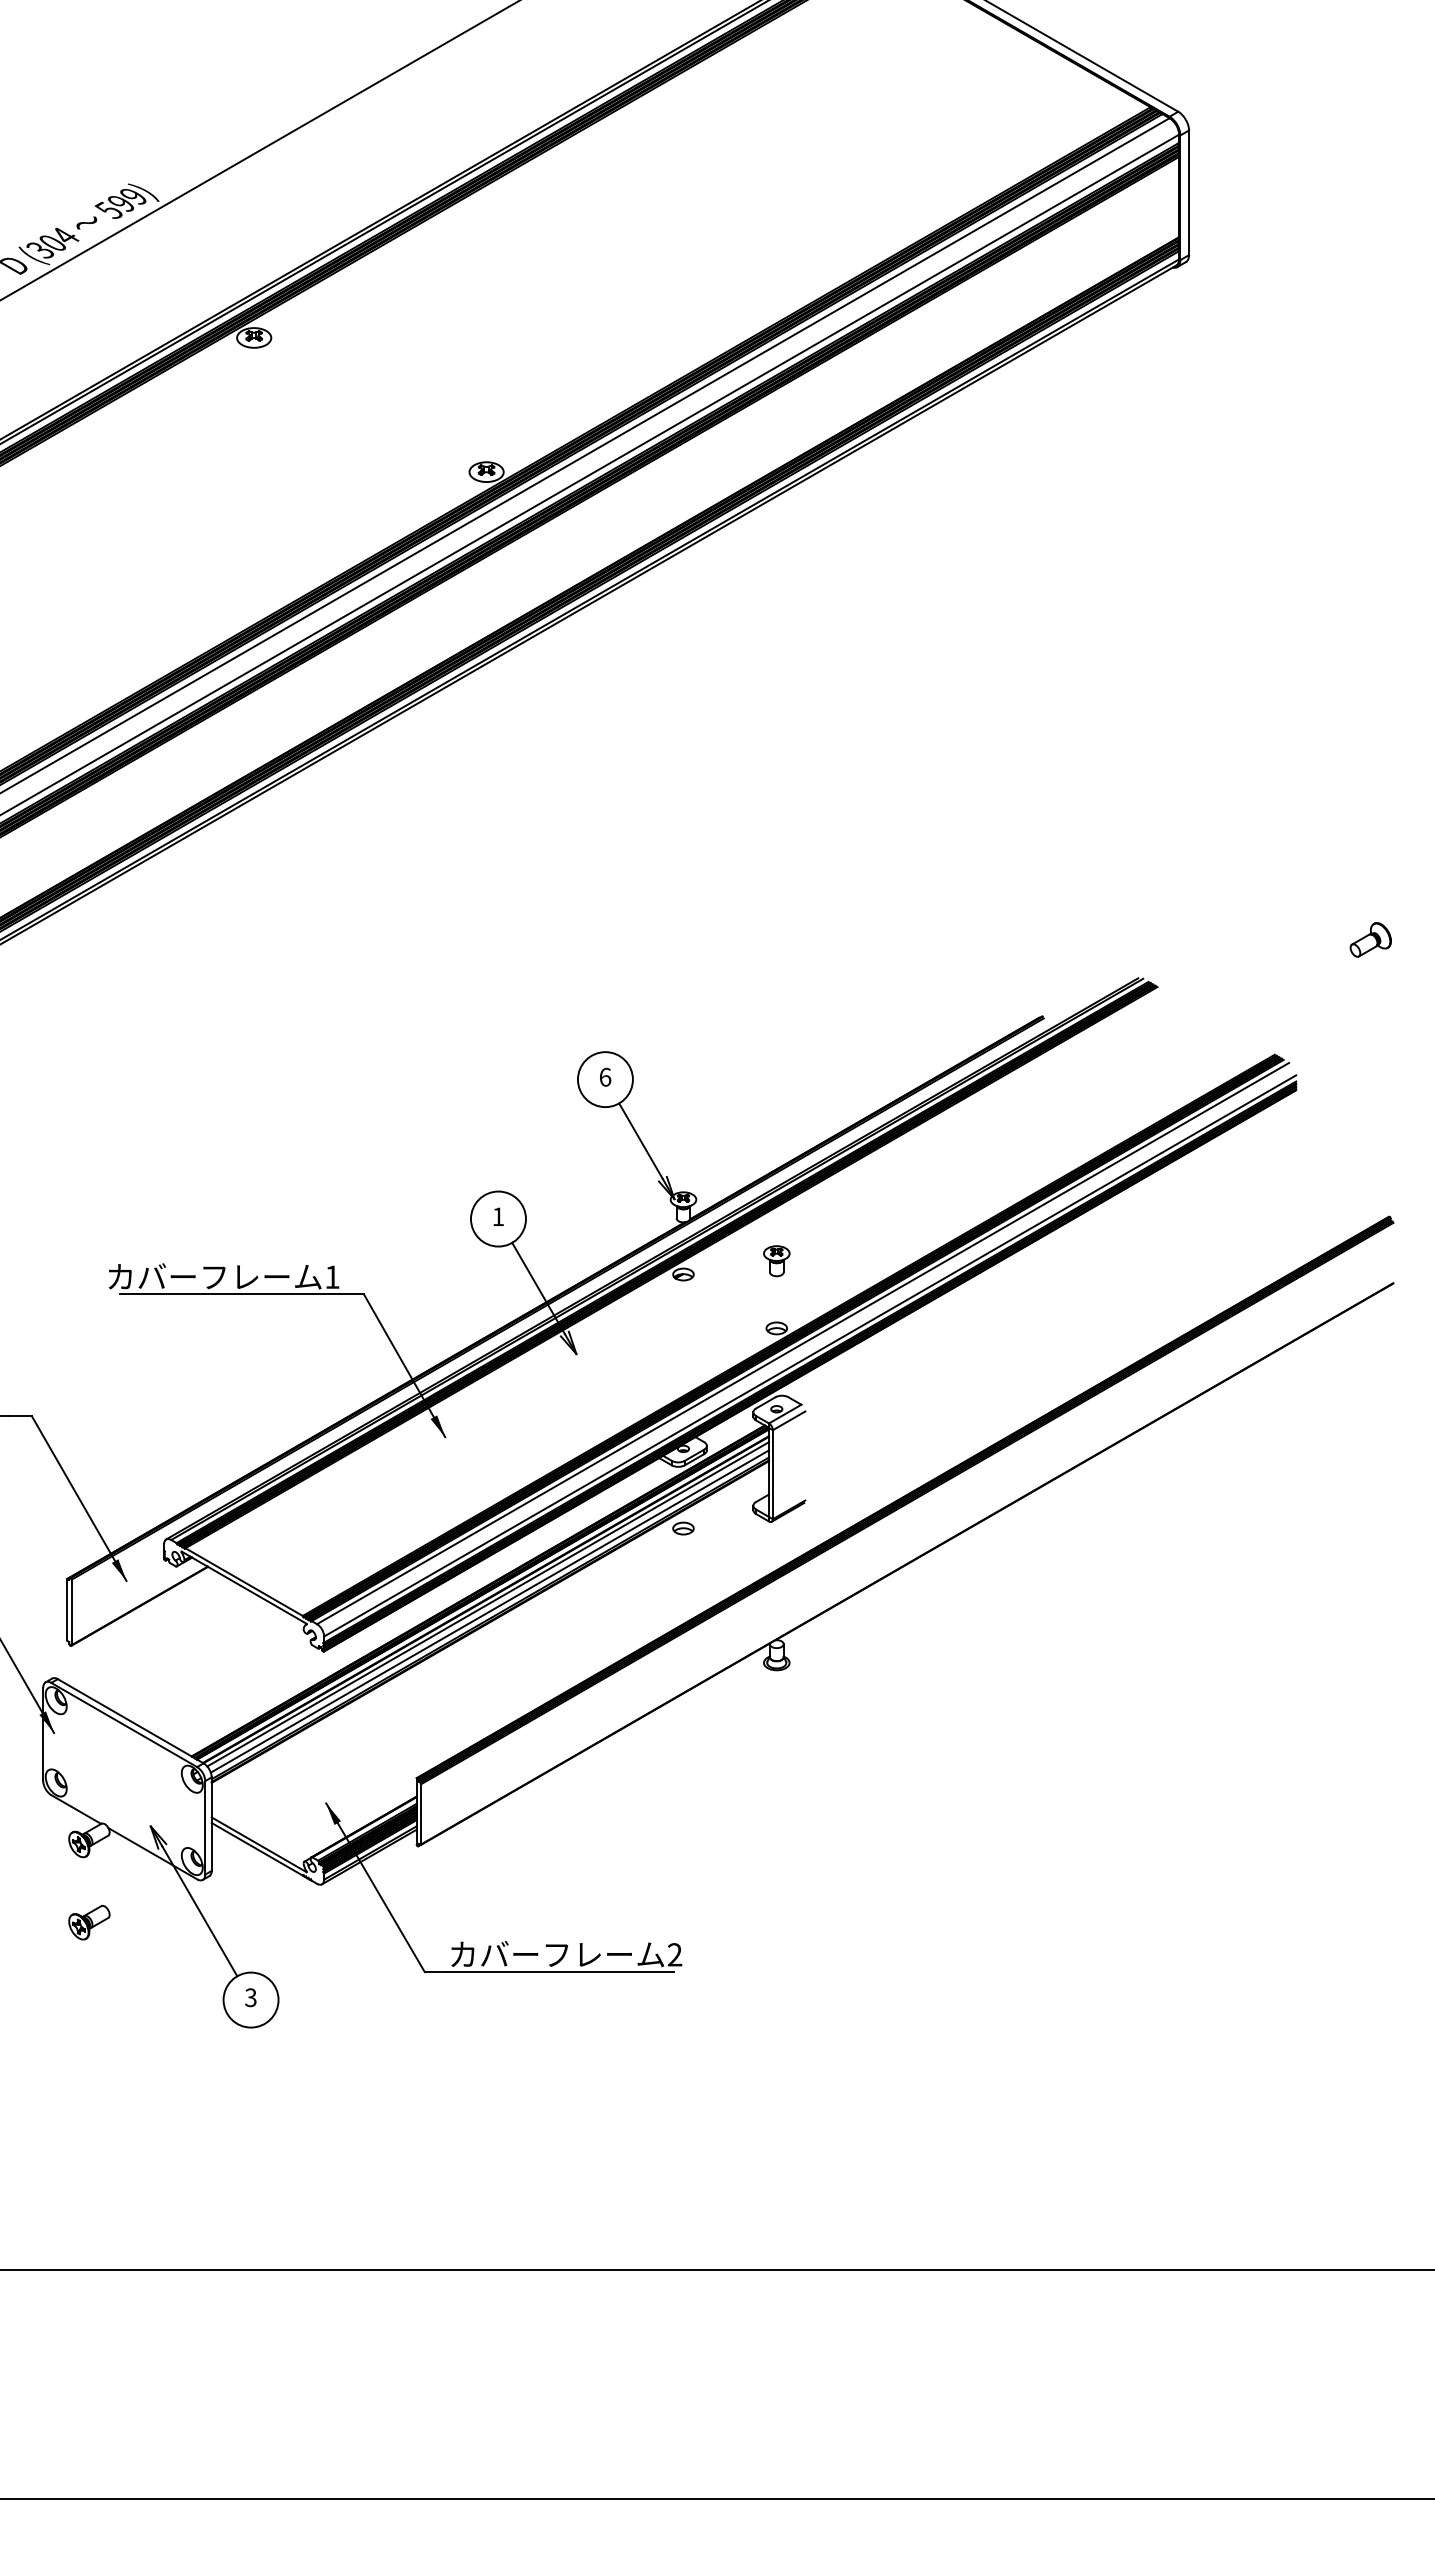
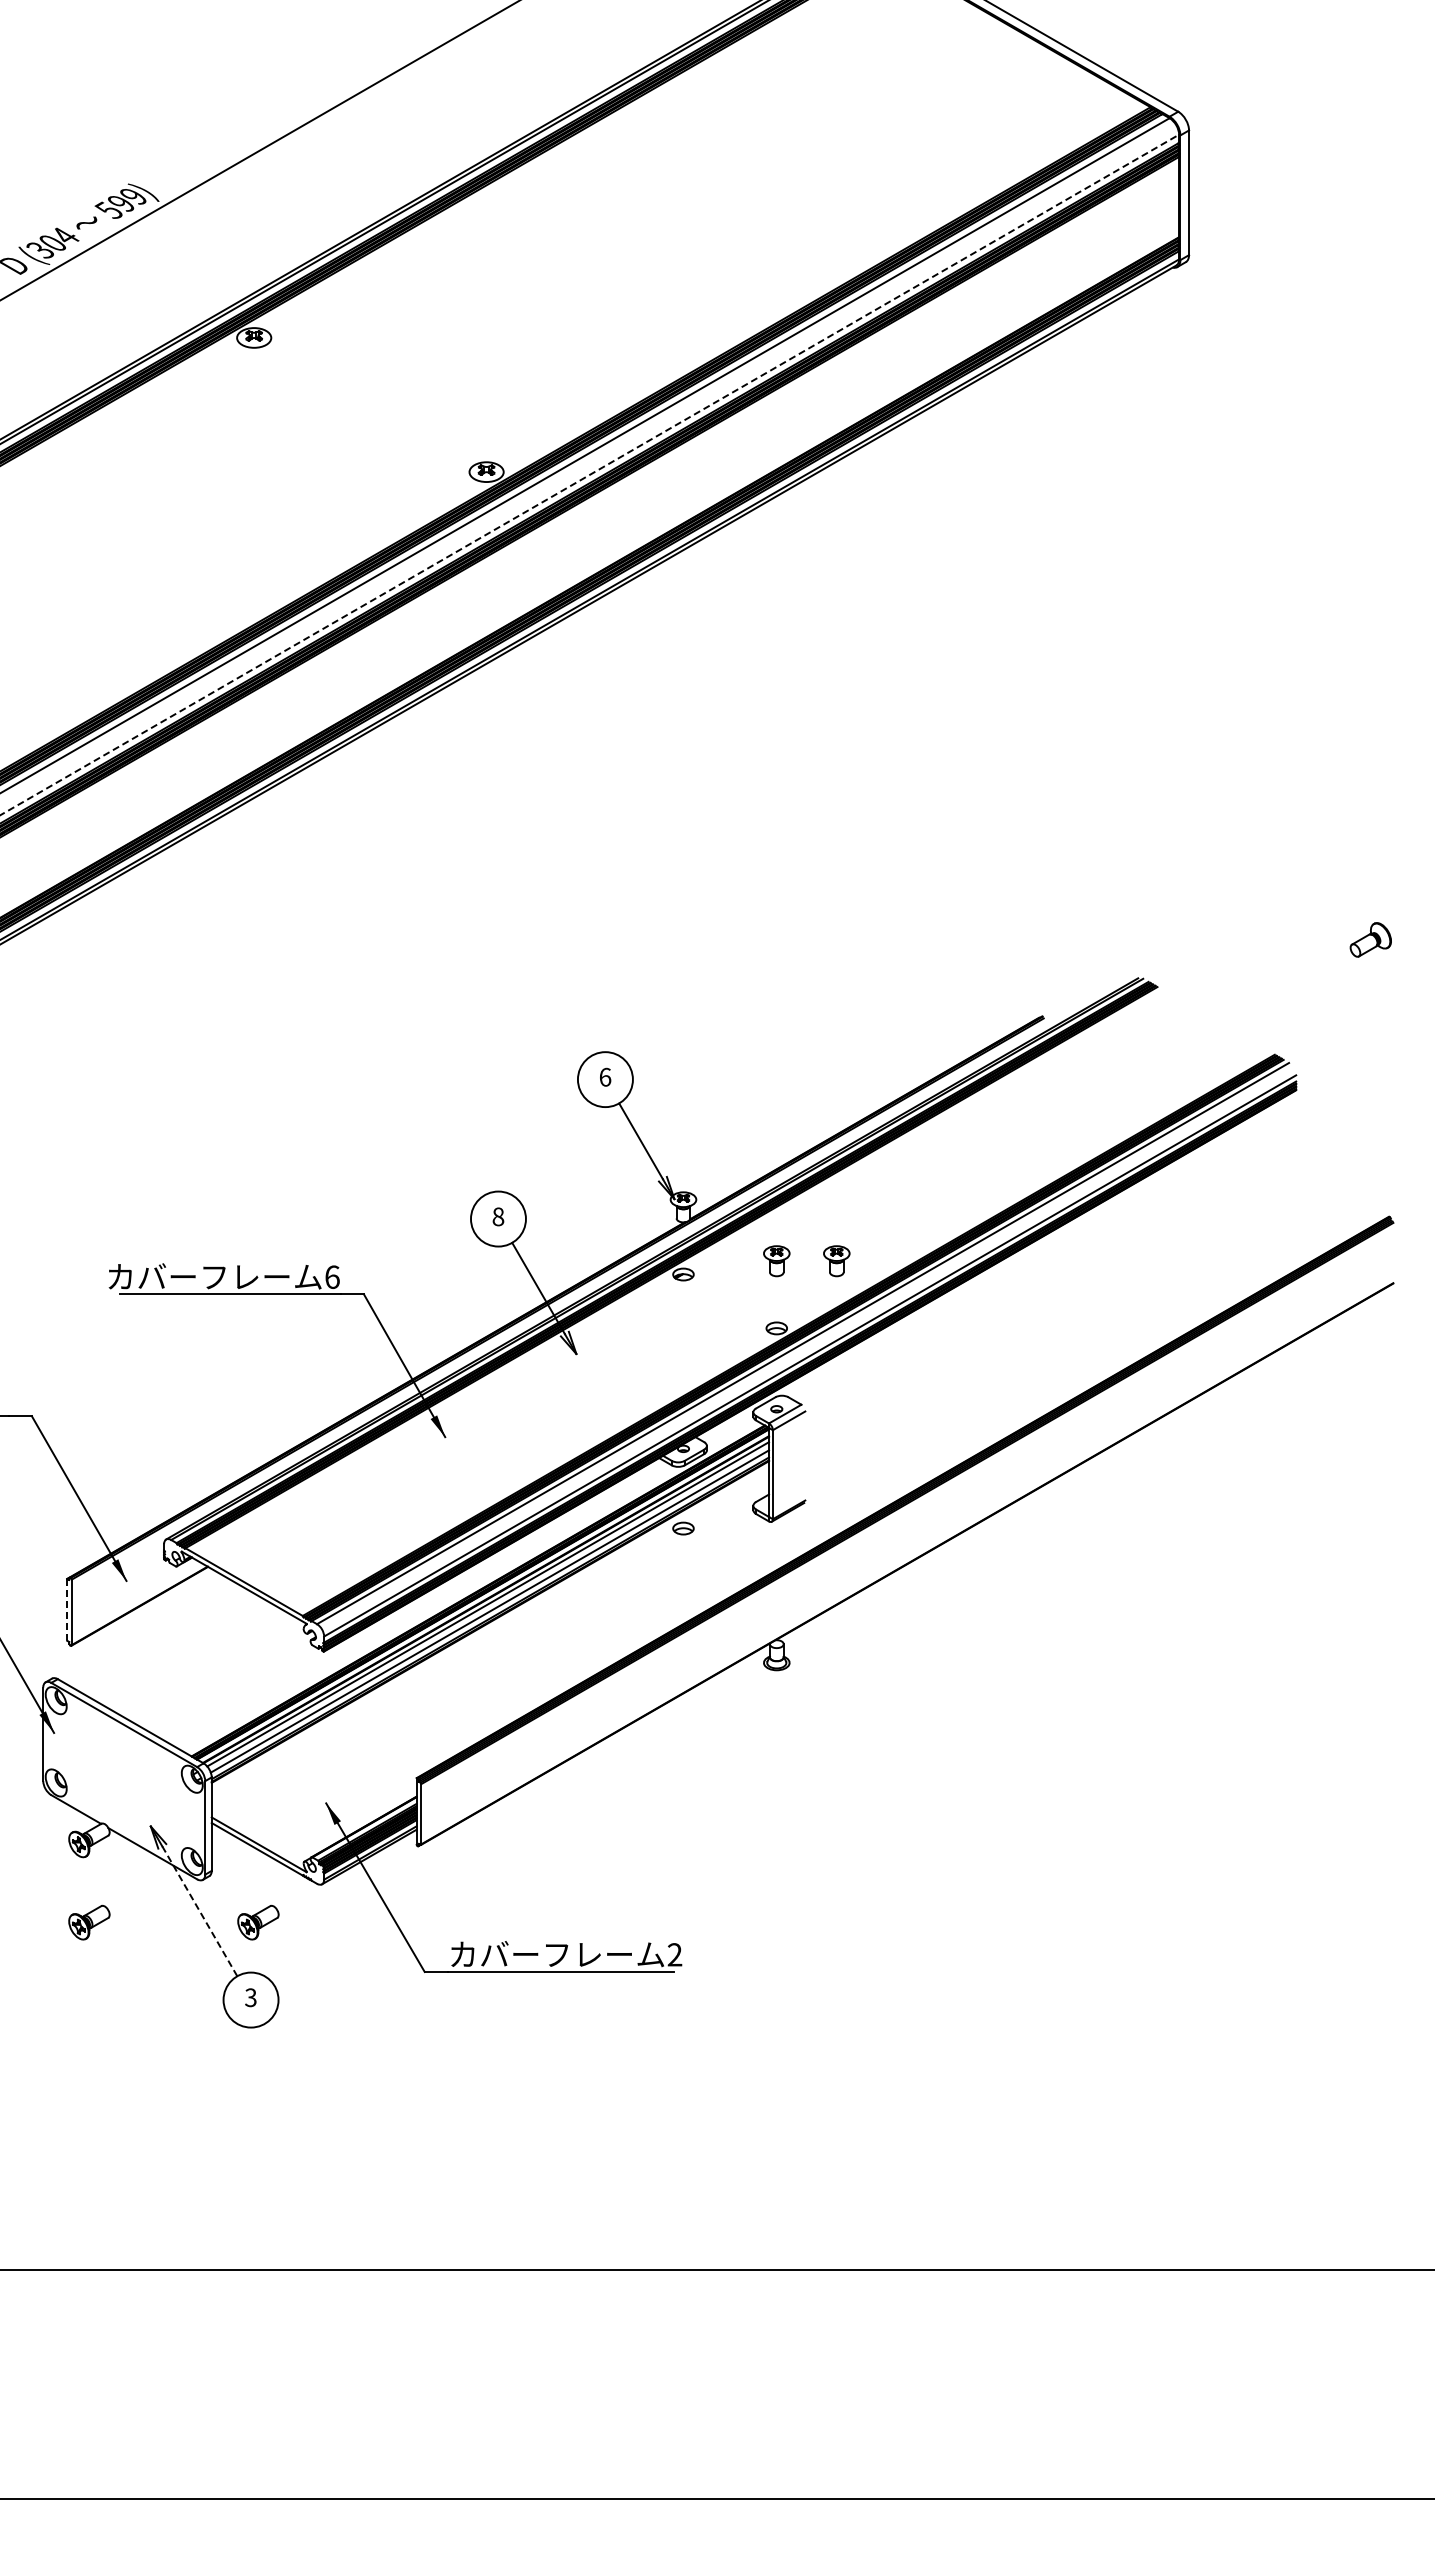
line: solid -> dashed (589, 474)
text: 1 -> 8 (498, 1216)
part: none -> present (836, 1261)
text: 1 -> 6 (332, 1277)
line: solid -> dashed (66, 1610)
line: solid -> dashed (200, 1911)
part: none -> present (258, 1922)
